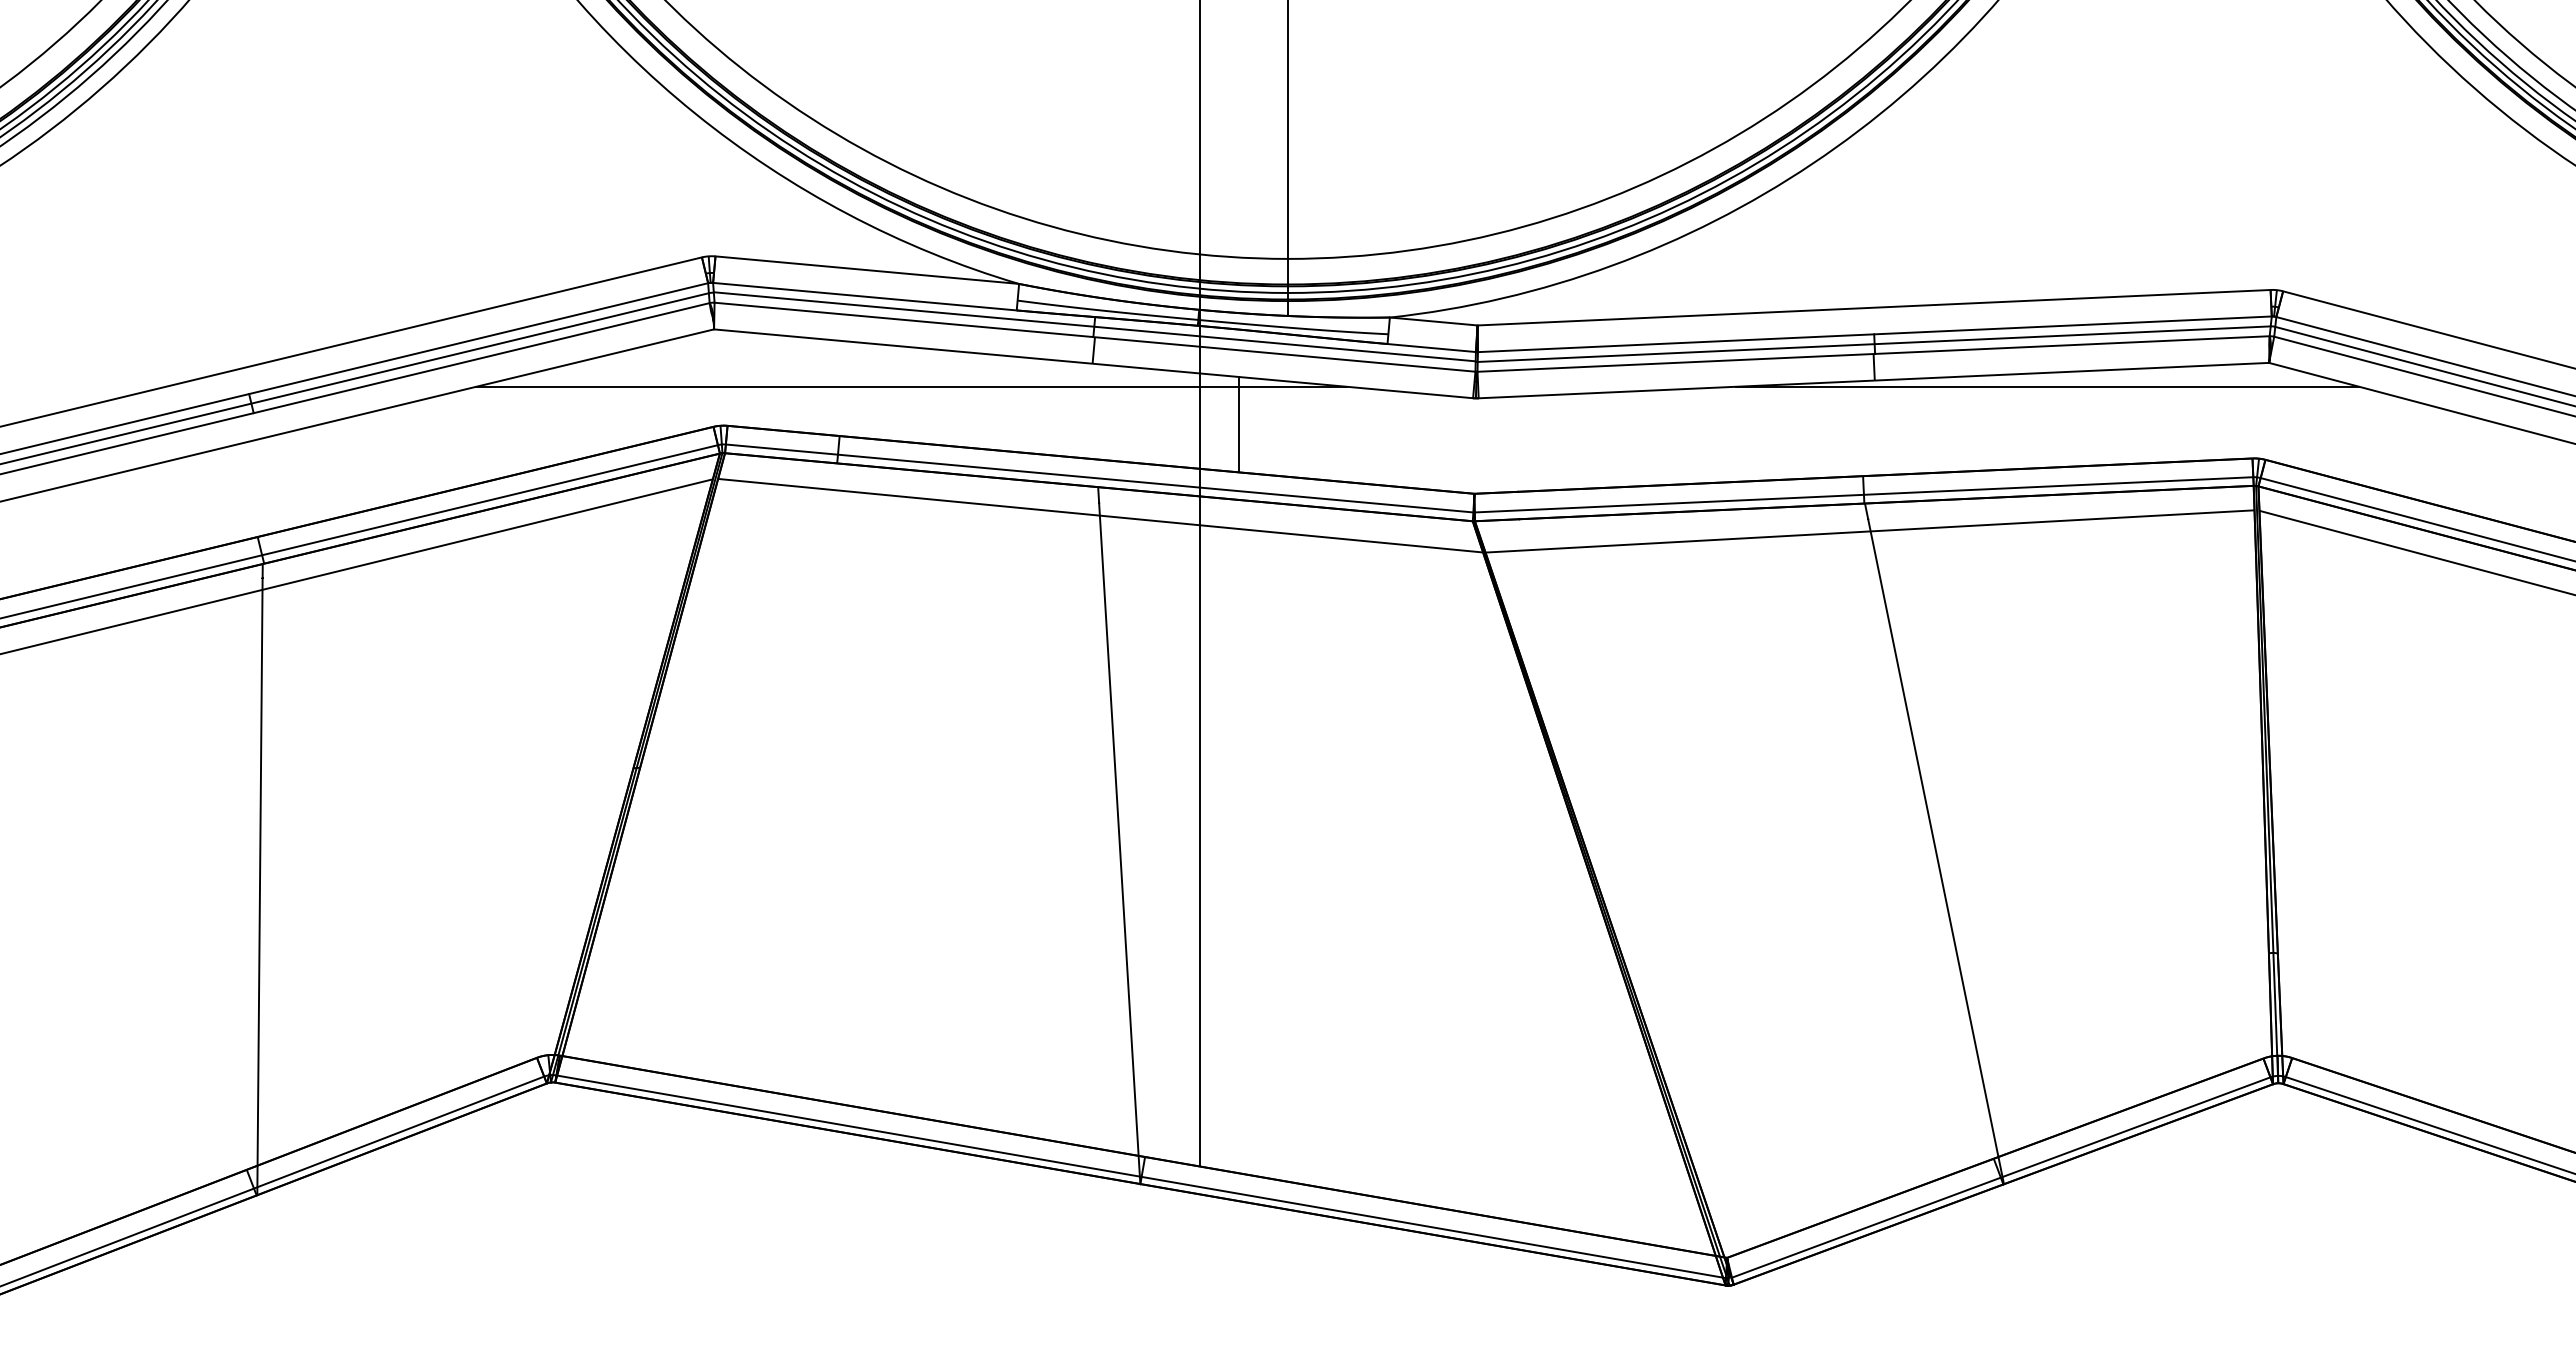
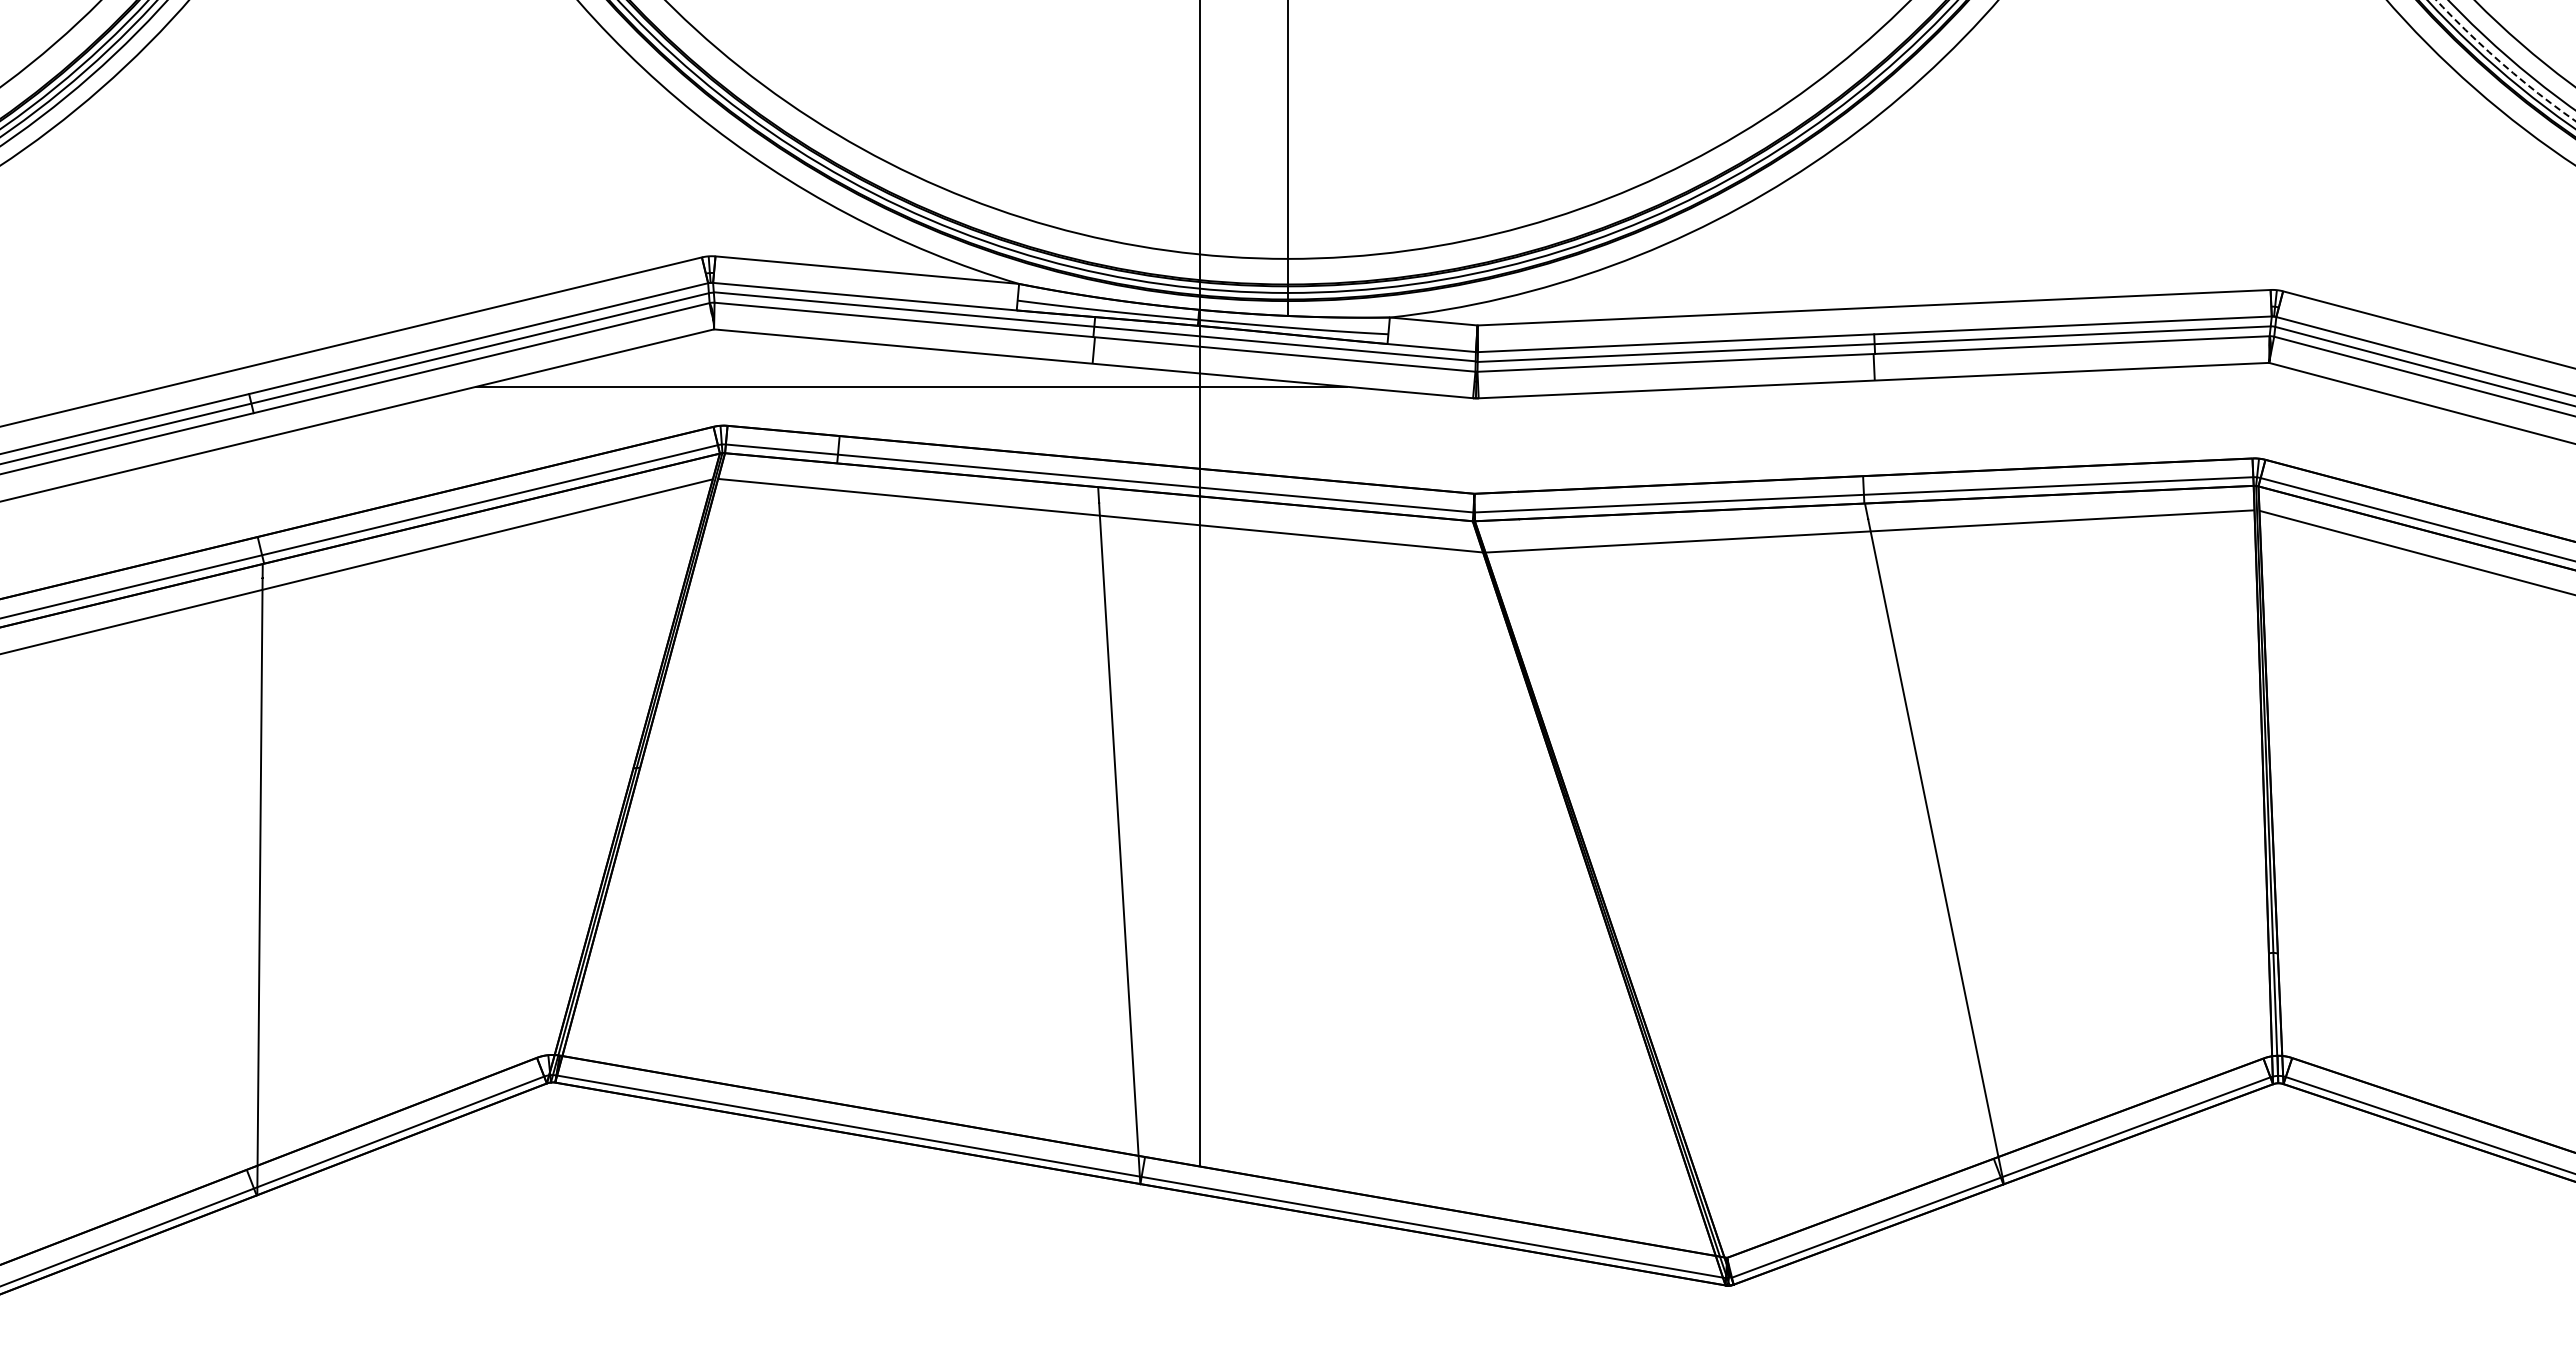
arc: solid -> dashed (2502, 63)
line: present -> none (2047, 386)
line: present -> none (1238, 424)
